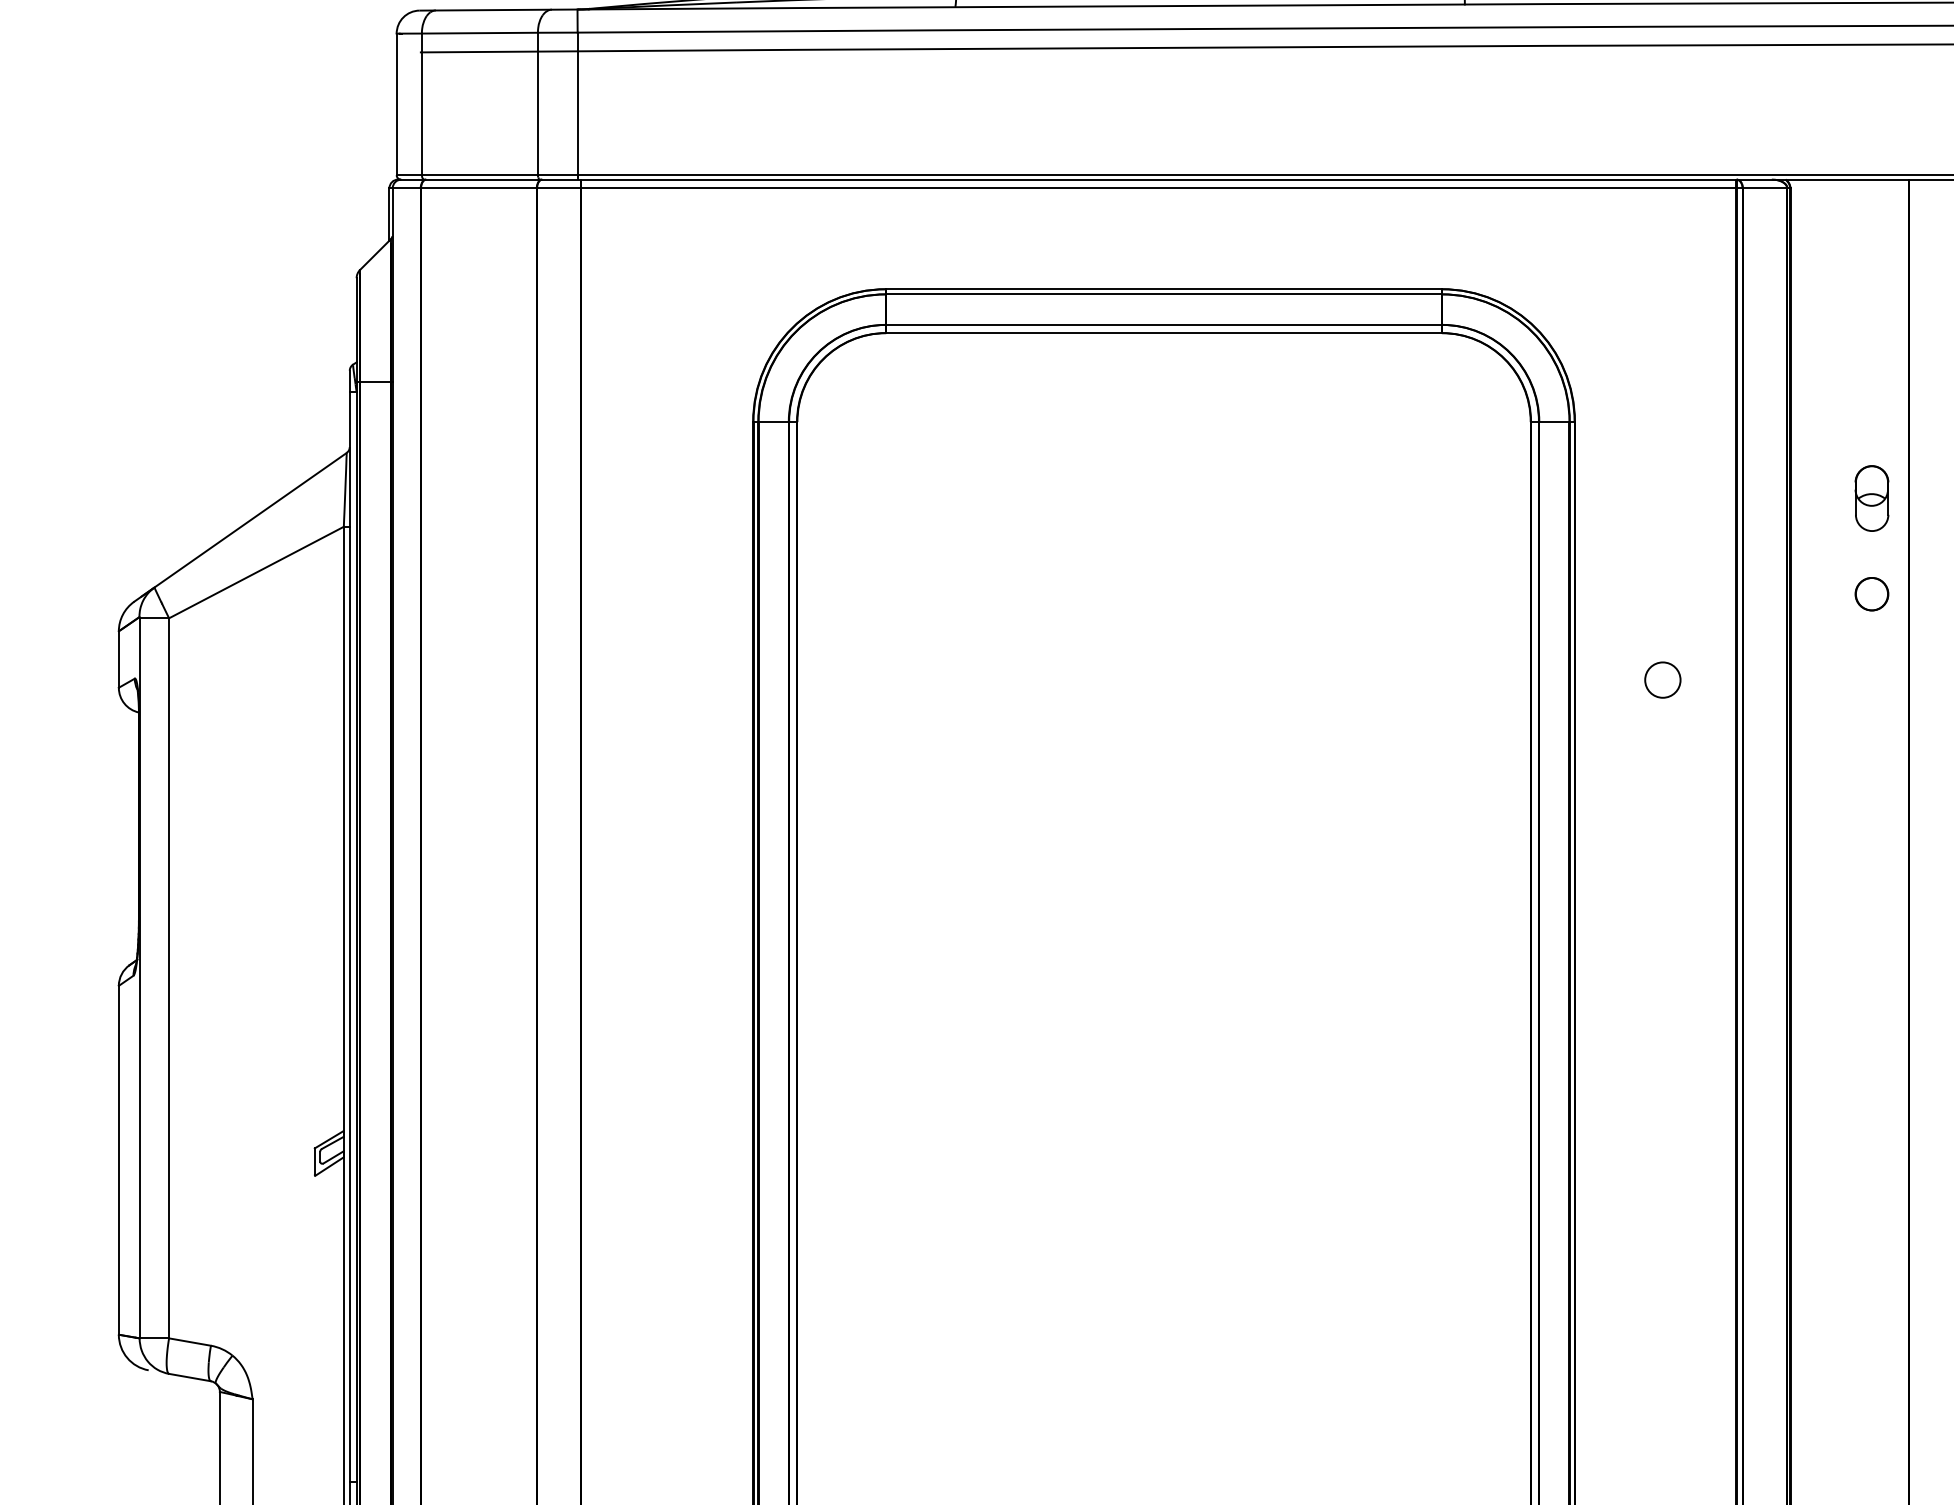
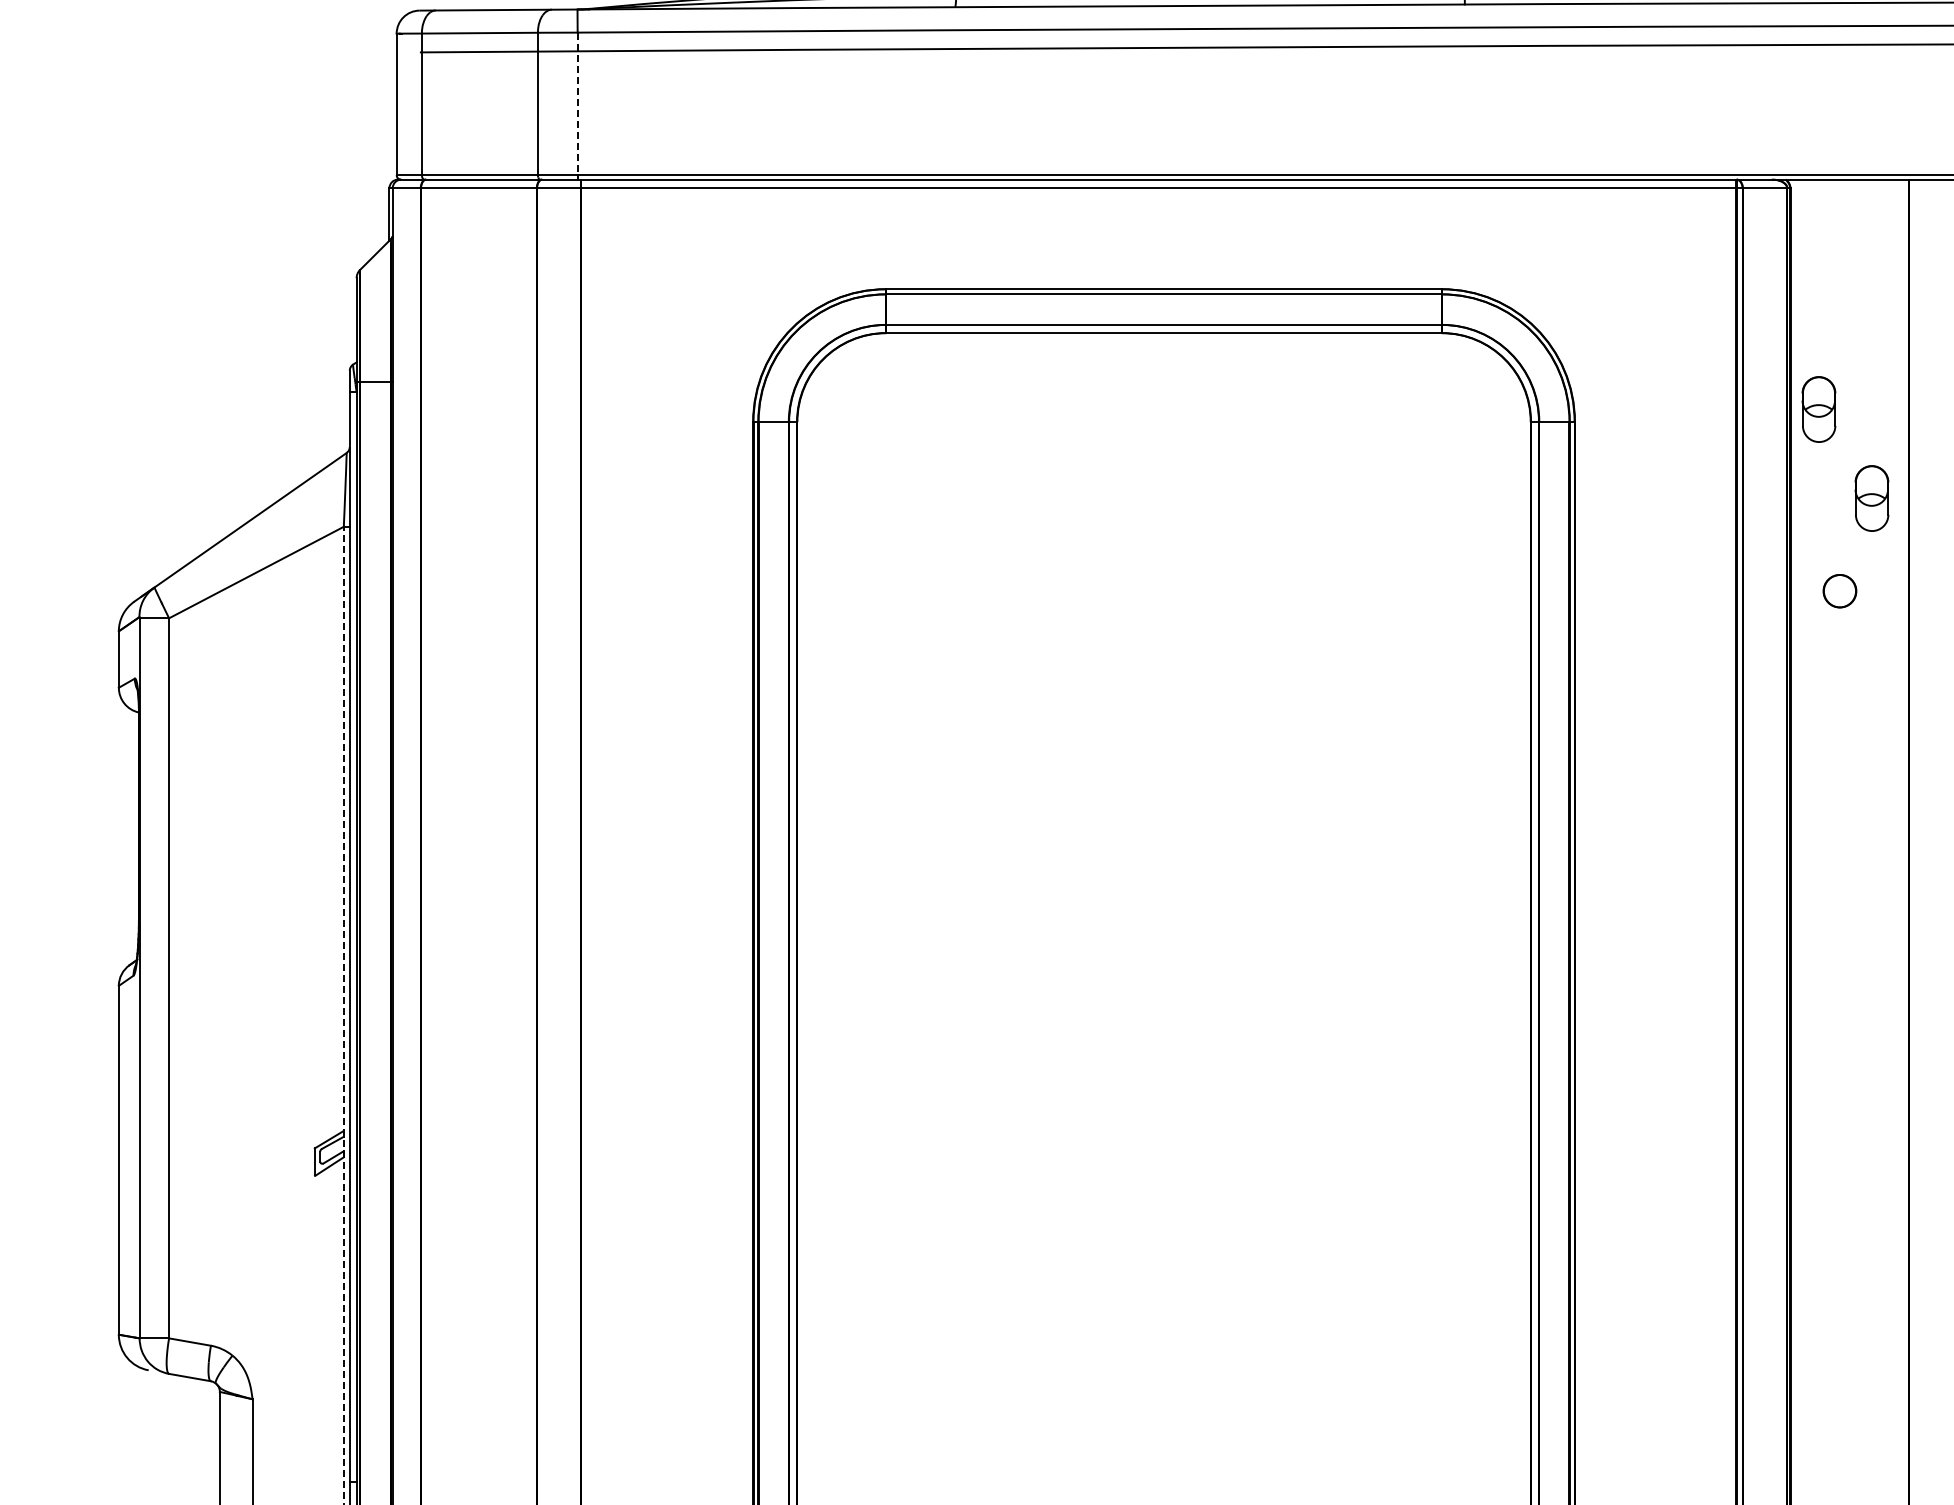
line: solid -> dashed (577, 104)
part: none -> present (1818, 409)
part position: (1871, 594) -> (1839, 591) (1839, 591)
circle: present -> none (1662, 679)
line: solid -> dashed (343, 1015)
